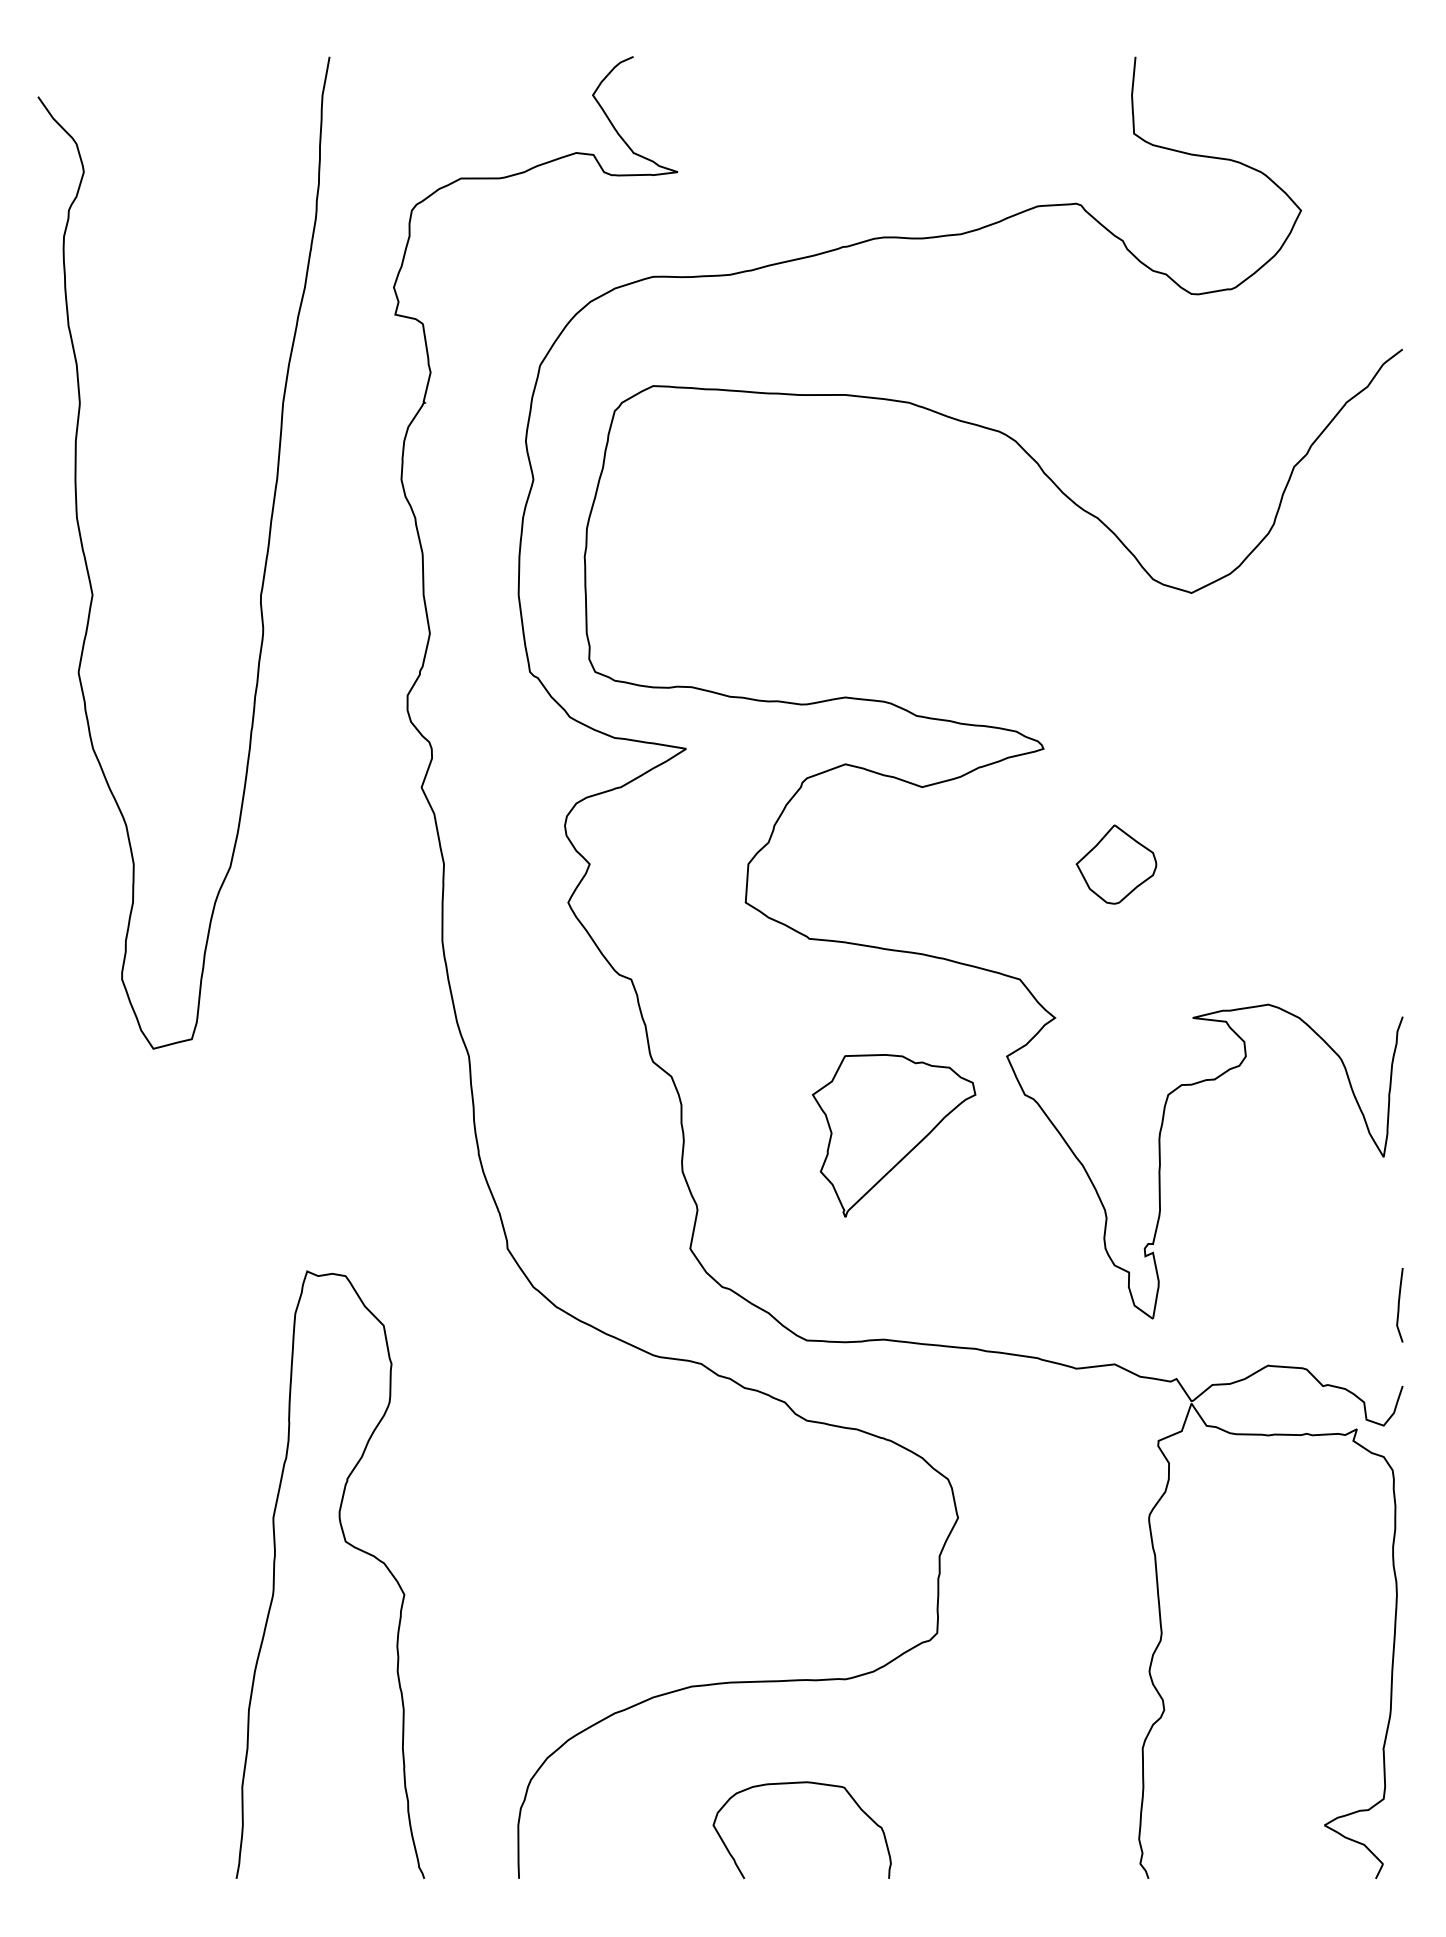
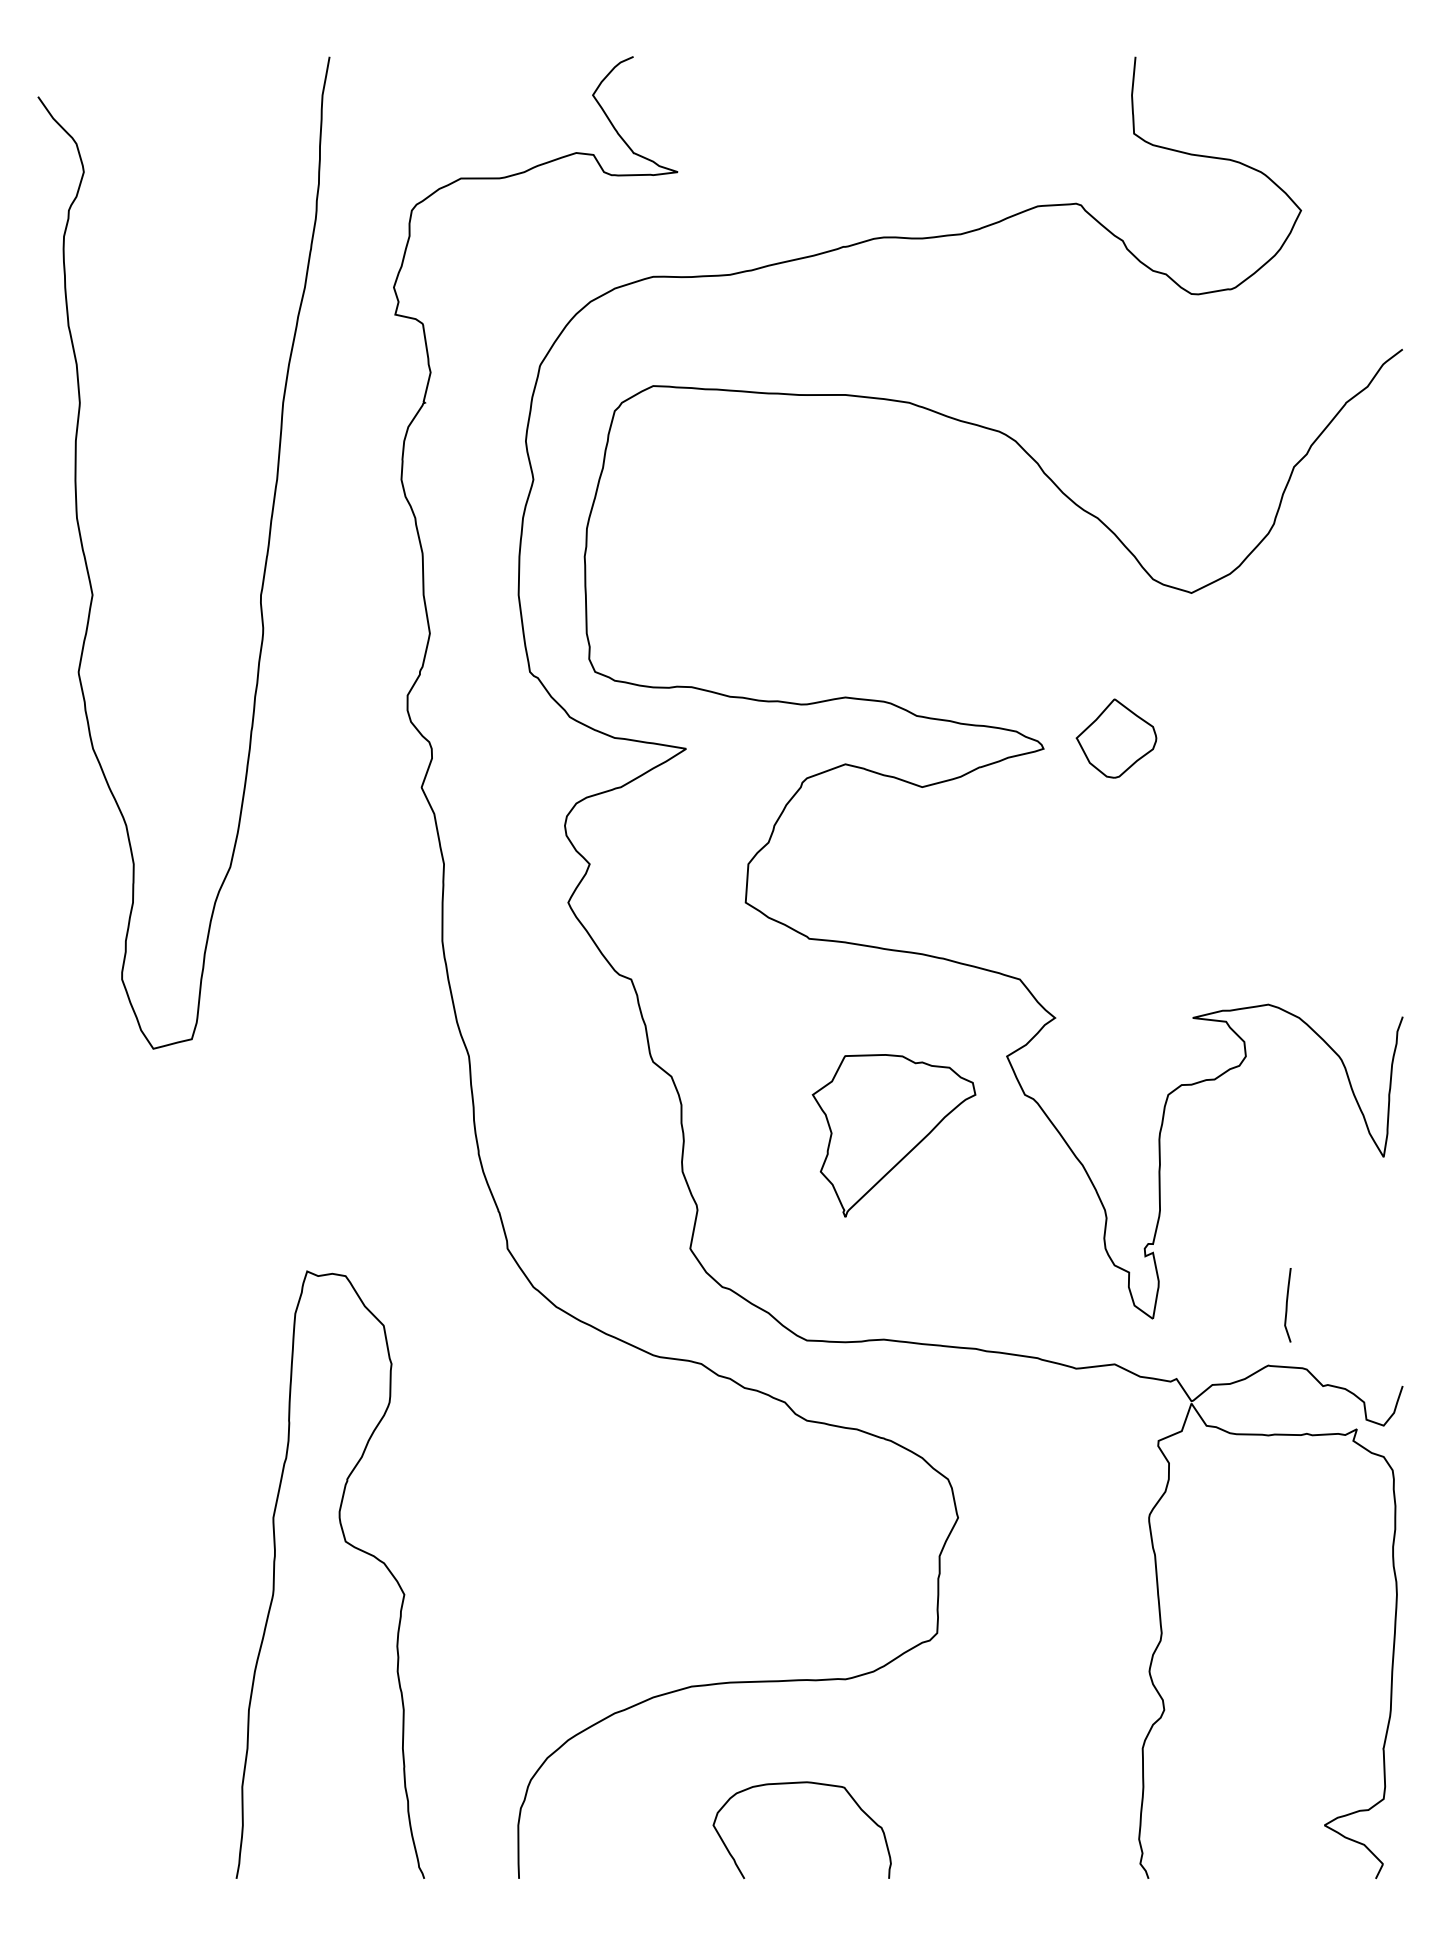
part position: (1116, 864) -> (1116, 738) (1116, 738)
curve position: (1399, 1305) -> (1287, 1305) (1287, 1305)
